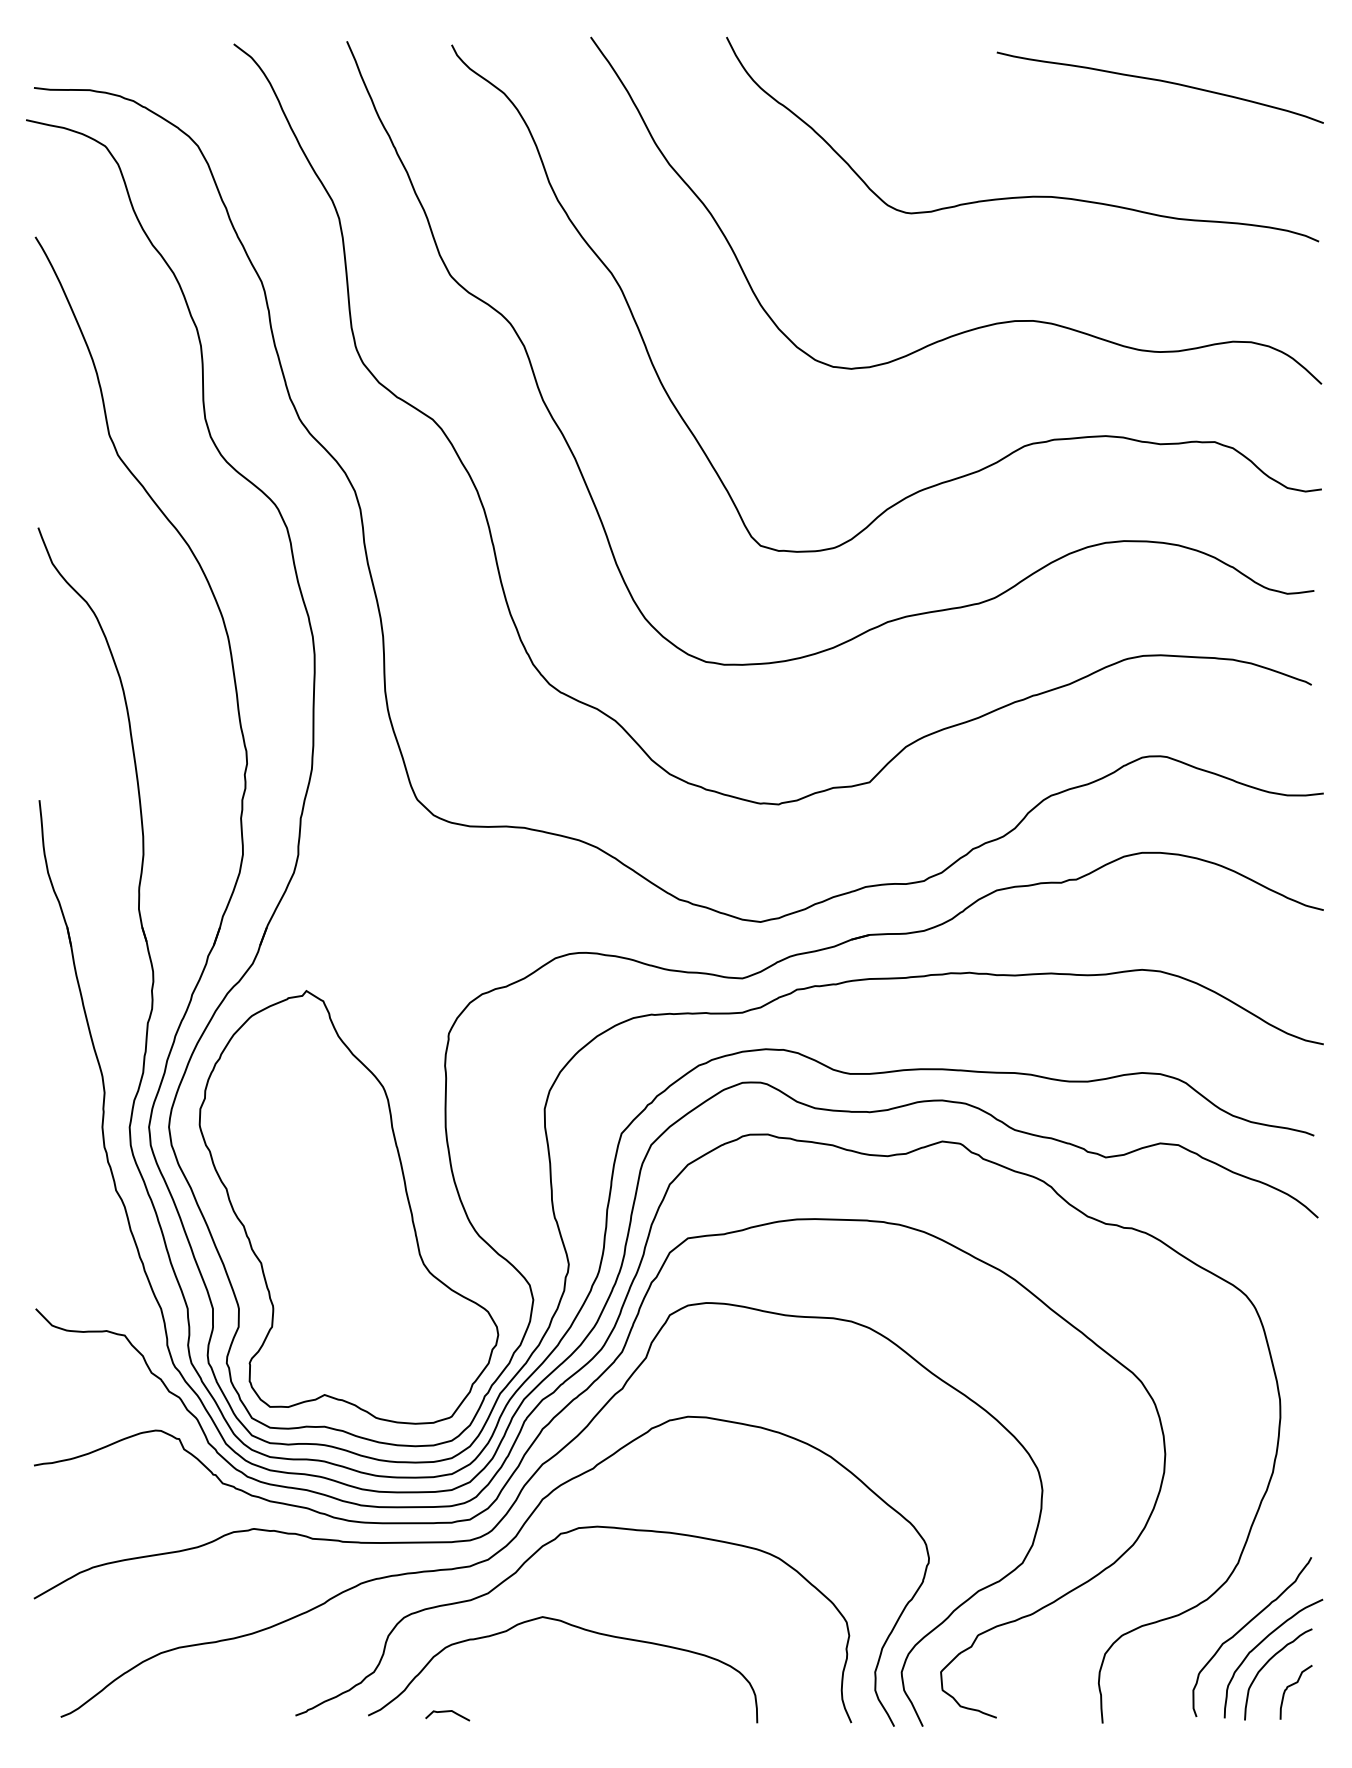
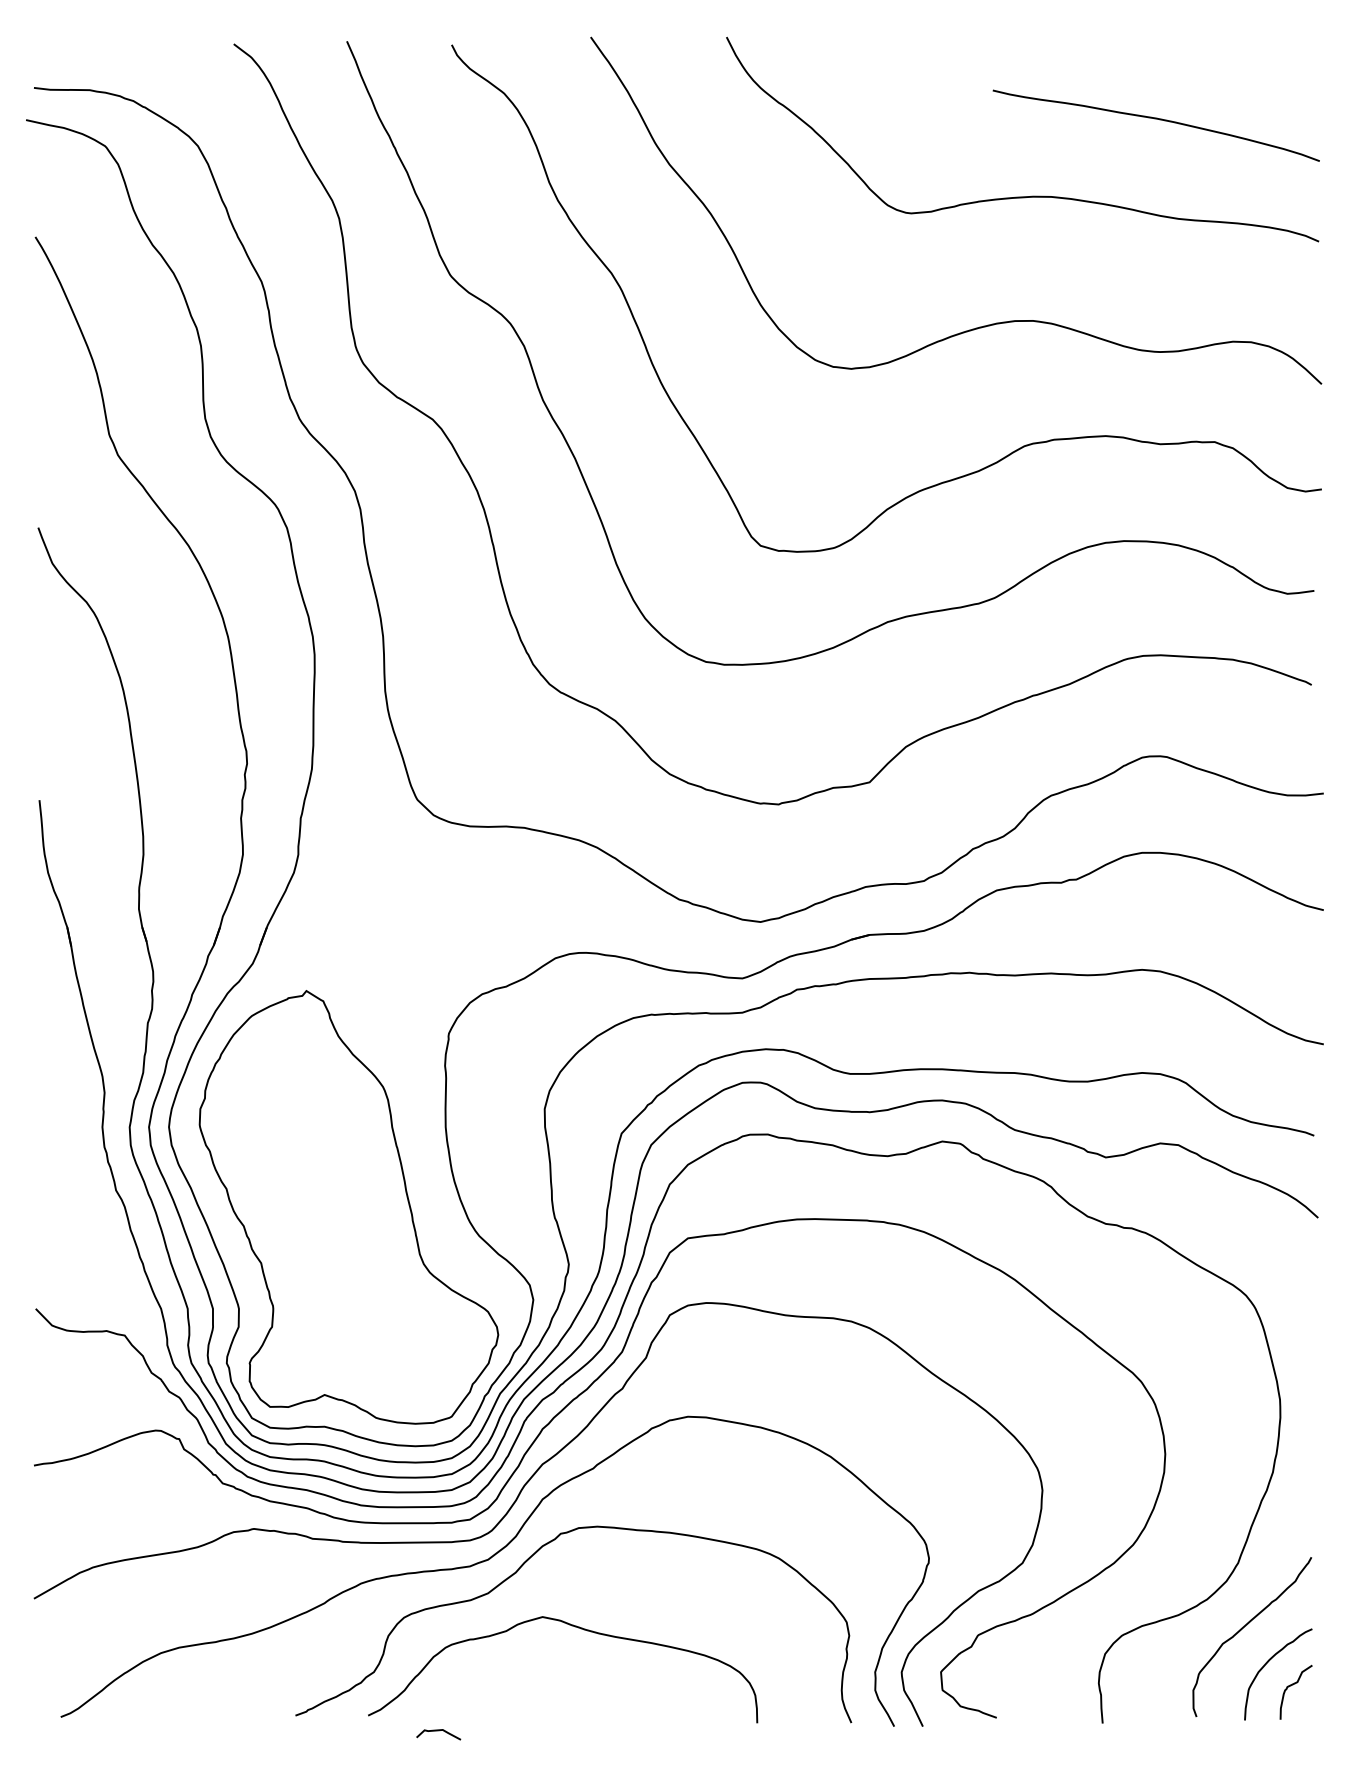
curve position: (1159, 81) -> (1155, 119) (1155, 119)
curve: present -> none (1260, 1644)
curve position: (447, 1712) -> (438, 1731) (438, 1731)
